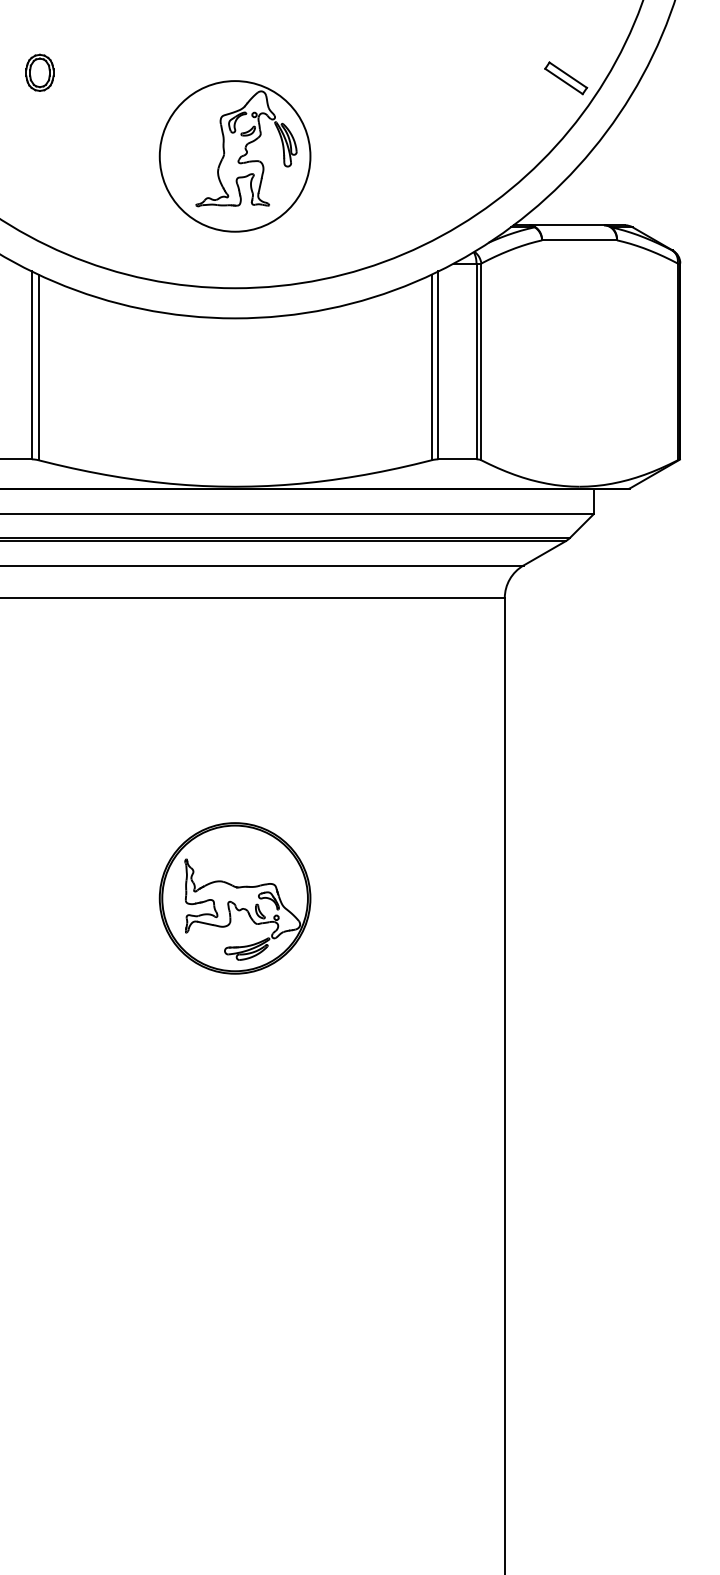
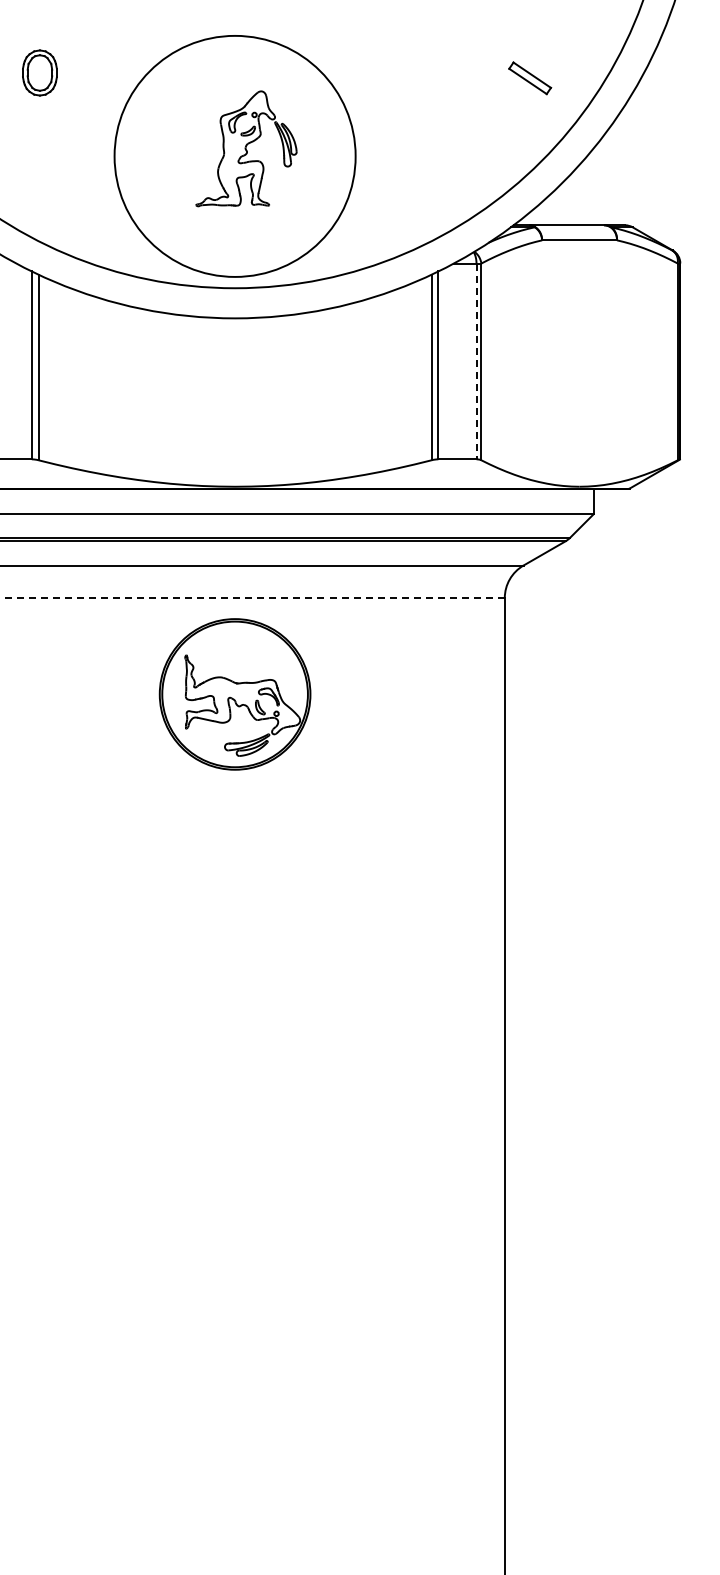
part size: 30x39 px -> 36x48 px (39, 72)
part position: (566, 78) -> (530, 78) (530, 78)
circle diameter: 151 px -> 241 px (234, 155)
line: solid -> dashed (476, 361)
line: solid -> dashed (252, 598)
part position: (234, 898) -> (234, 694) (234, 694)
